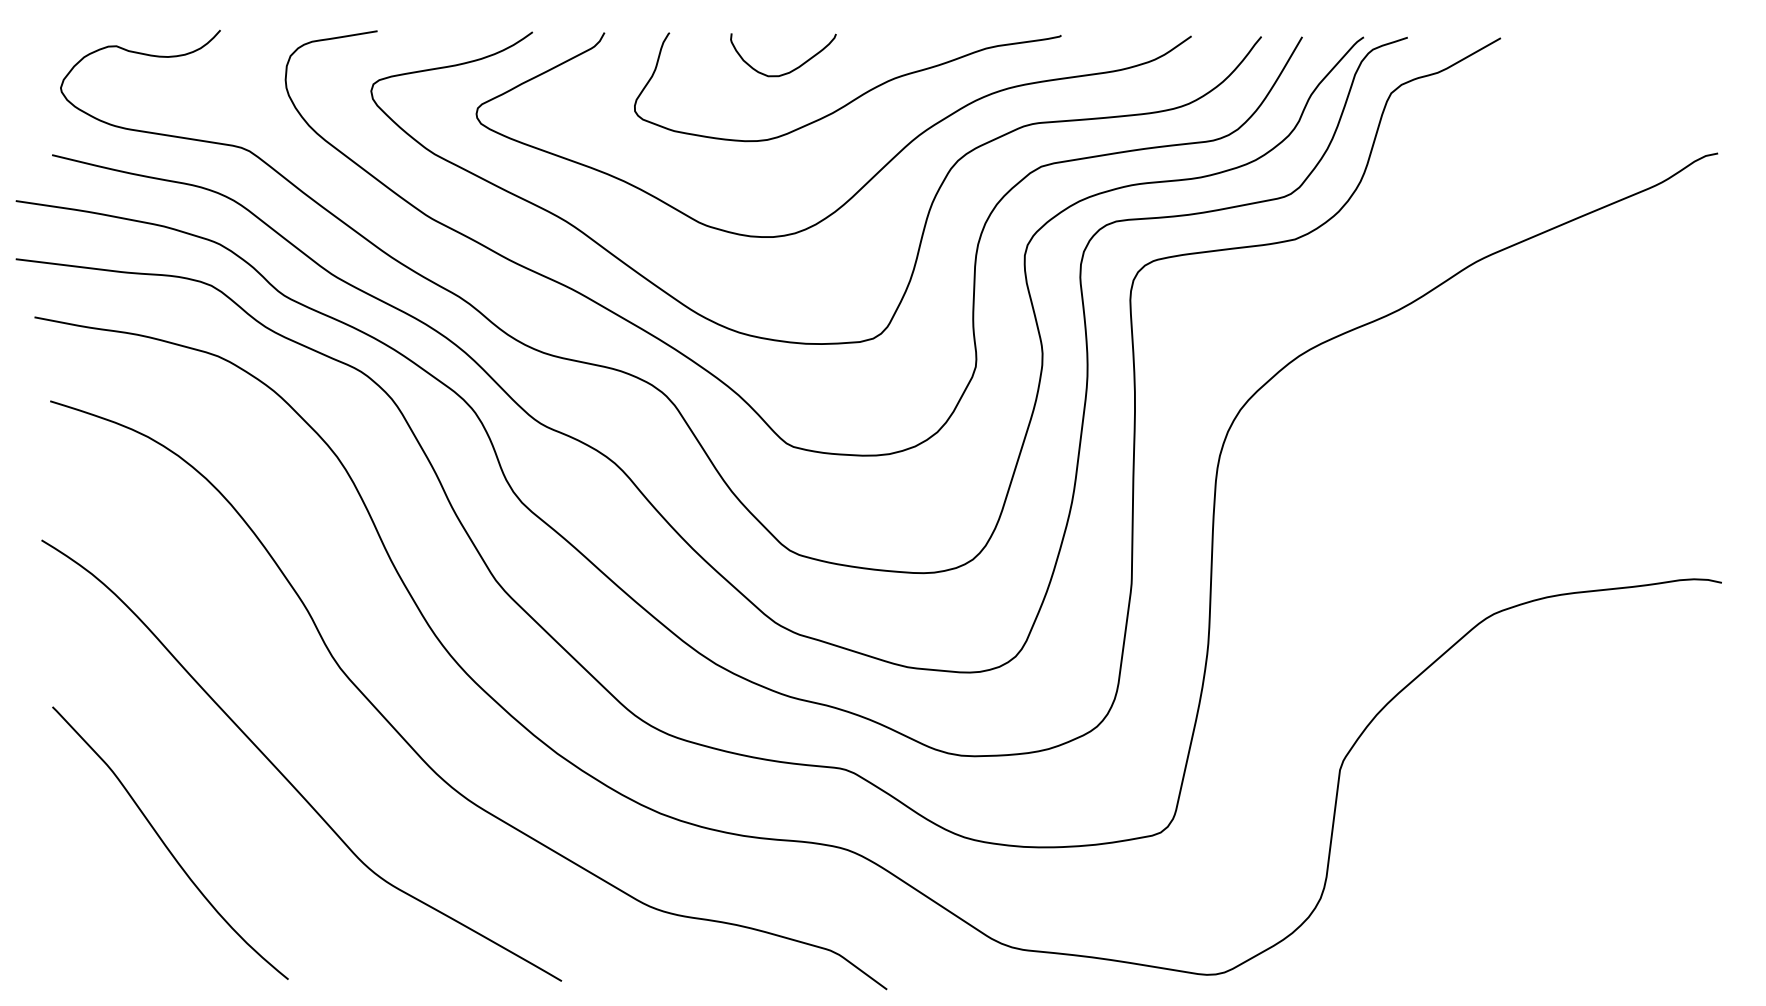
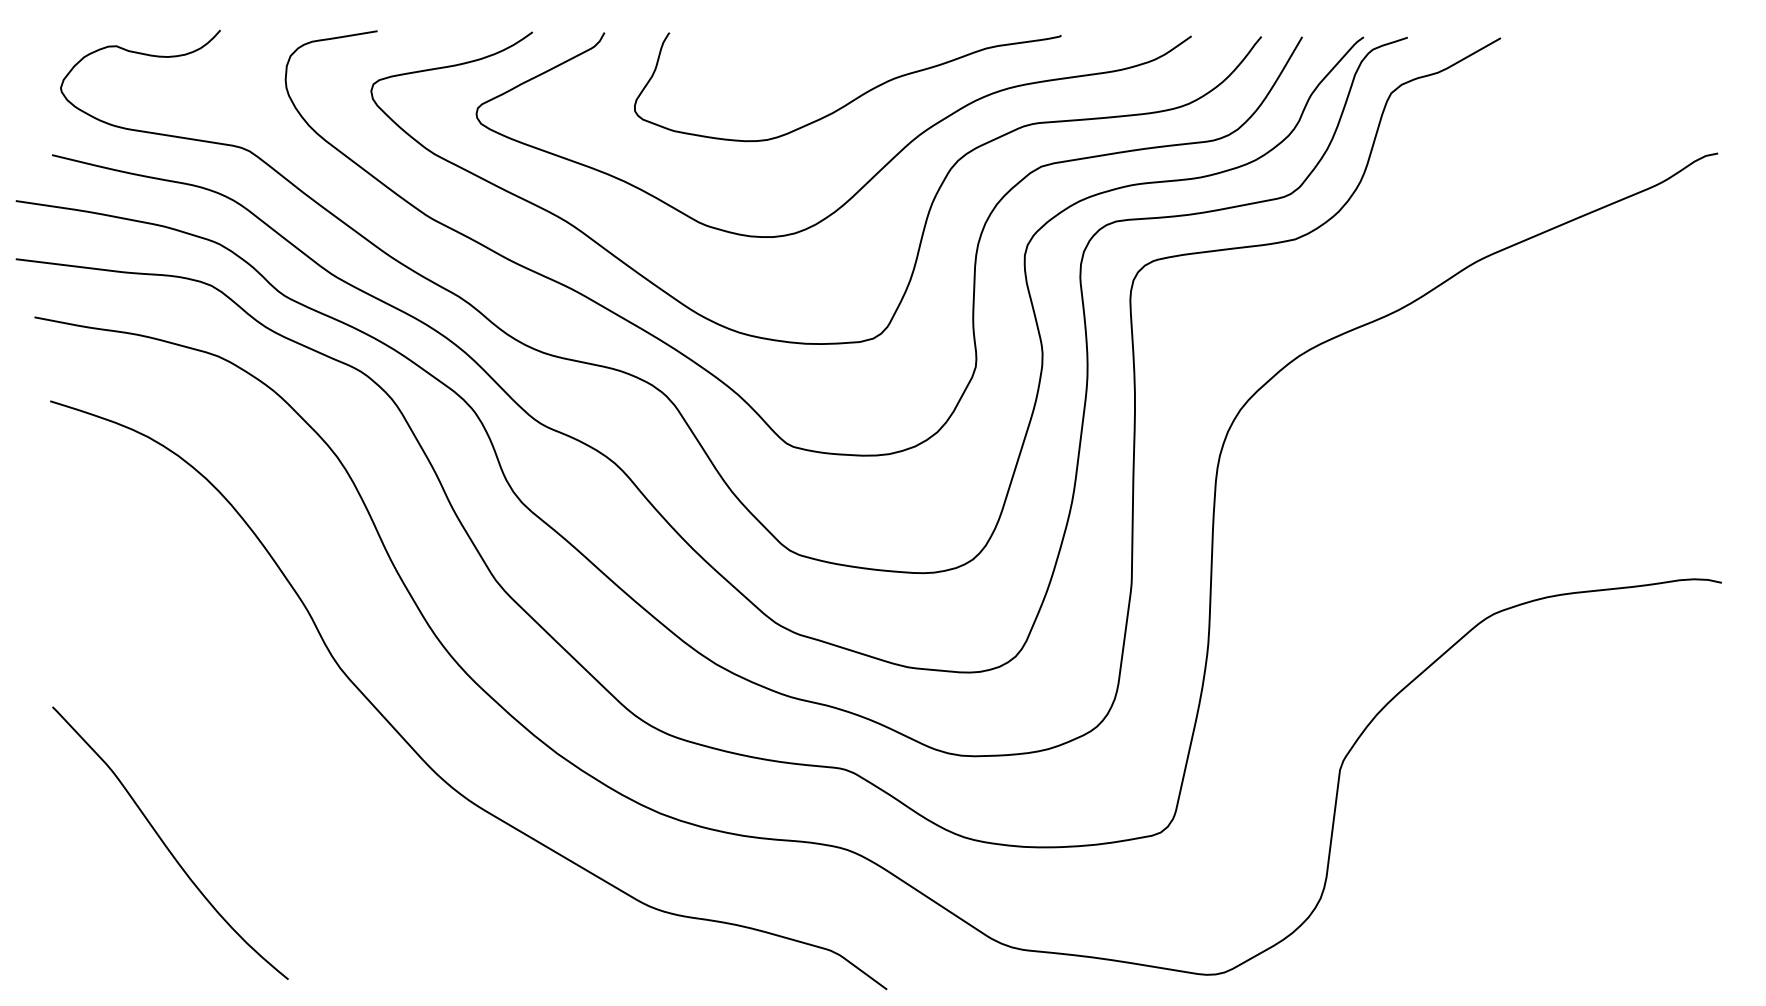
curve: present -> none (792, 69)
curve: present -> none (285, 776)
